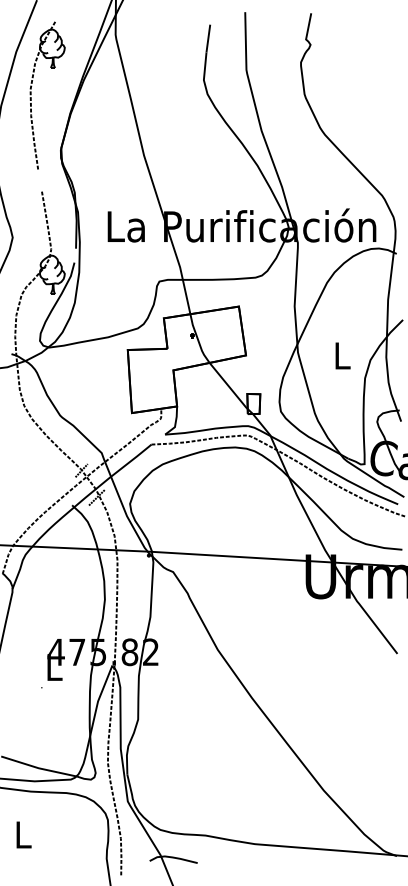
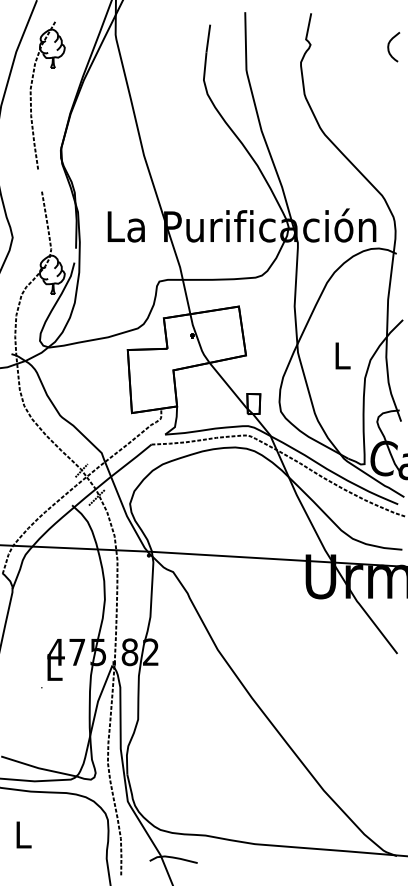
curve: none -> present (389, 47)
